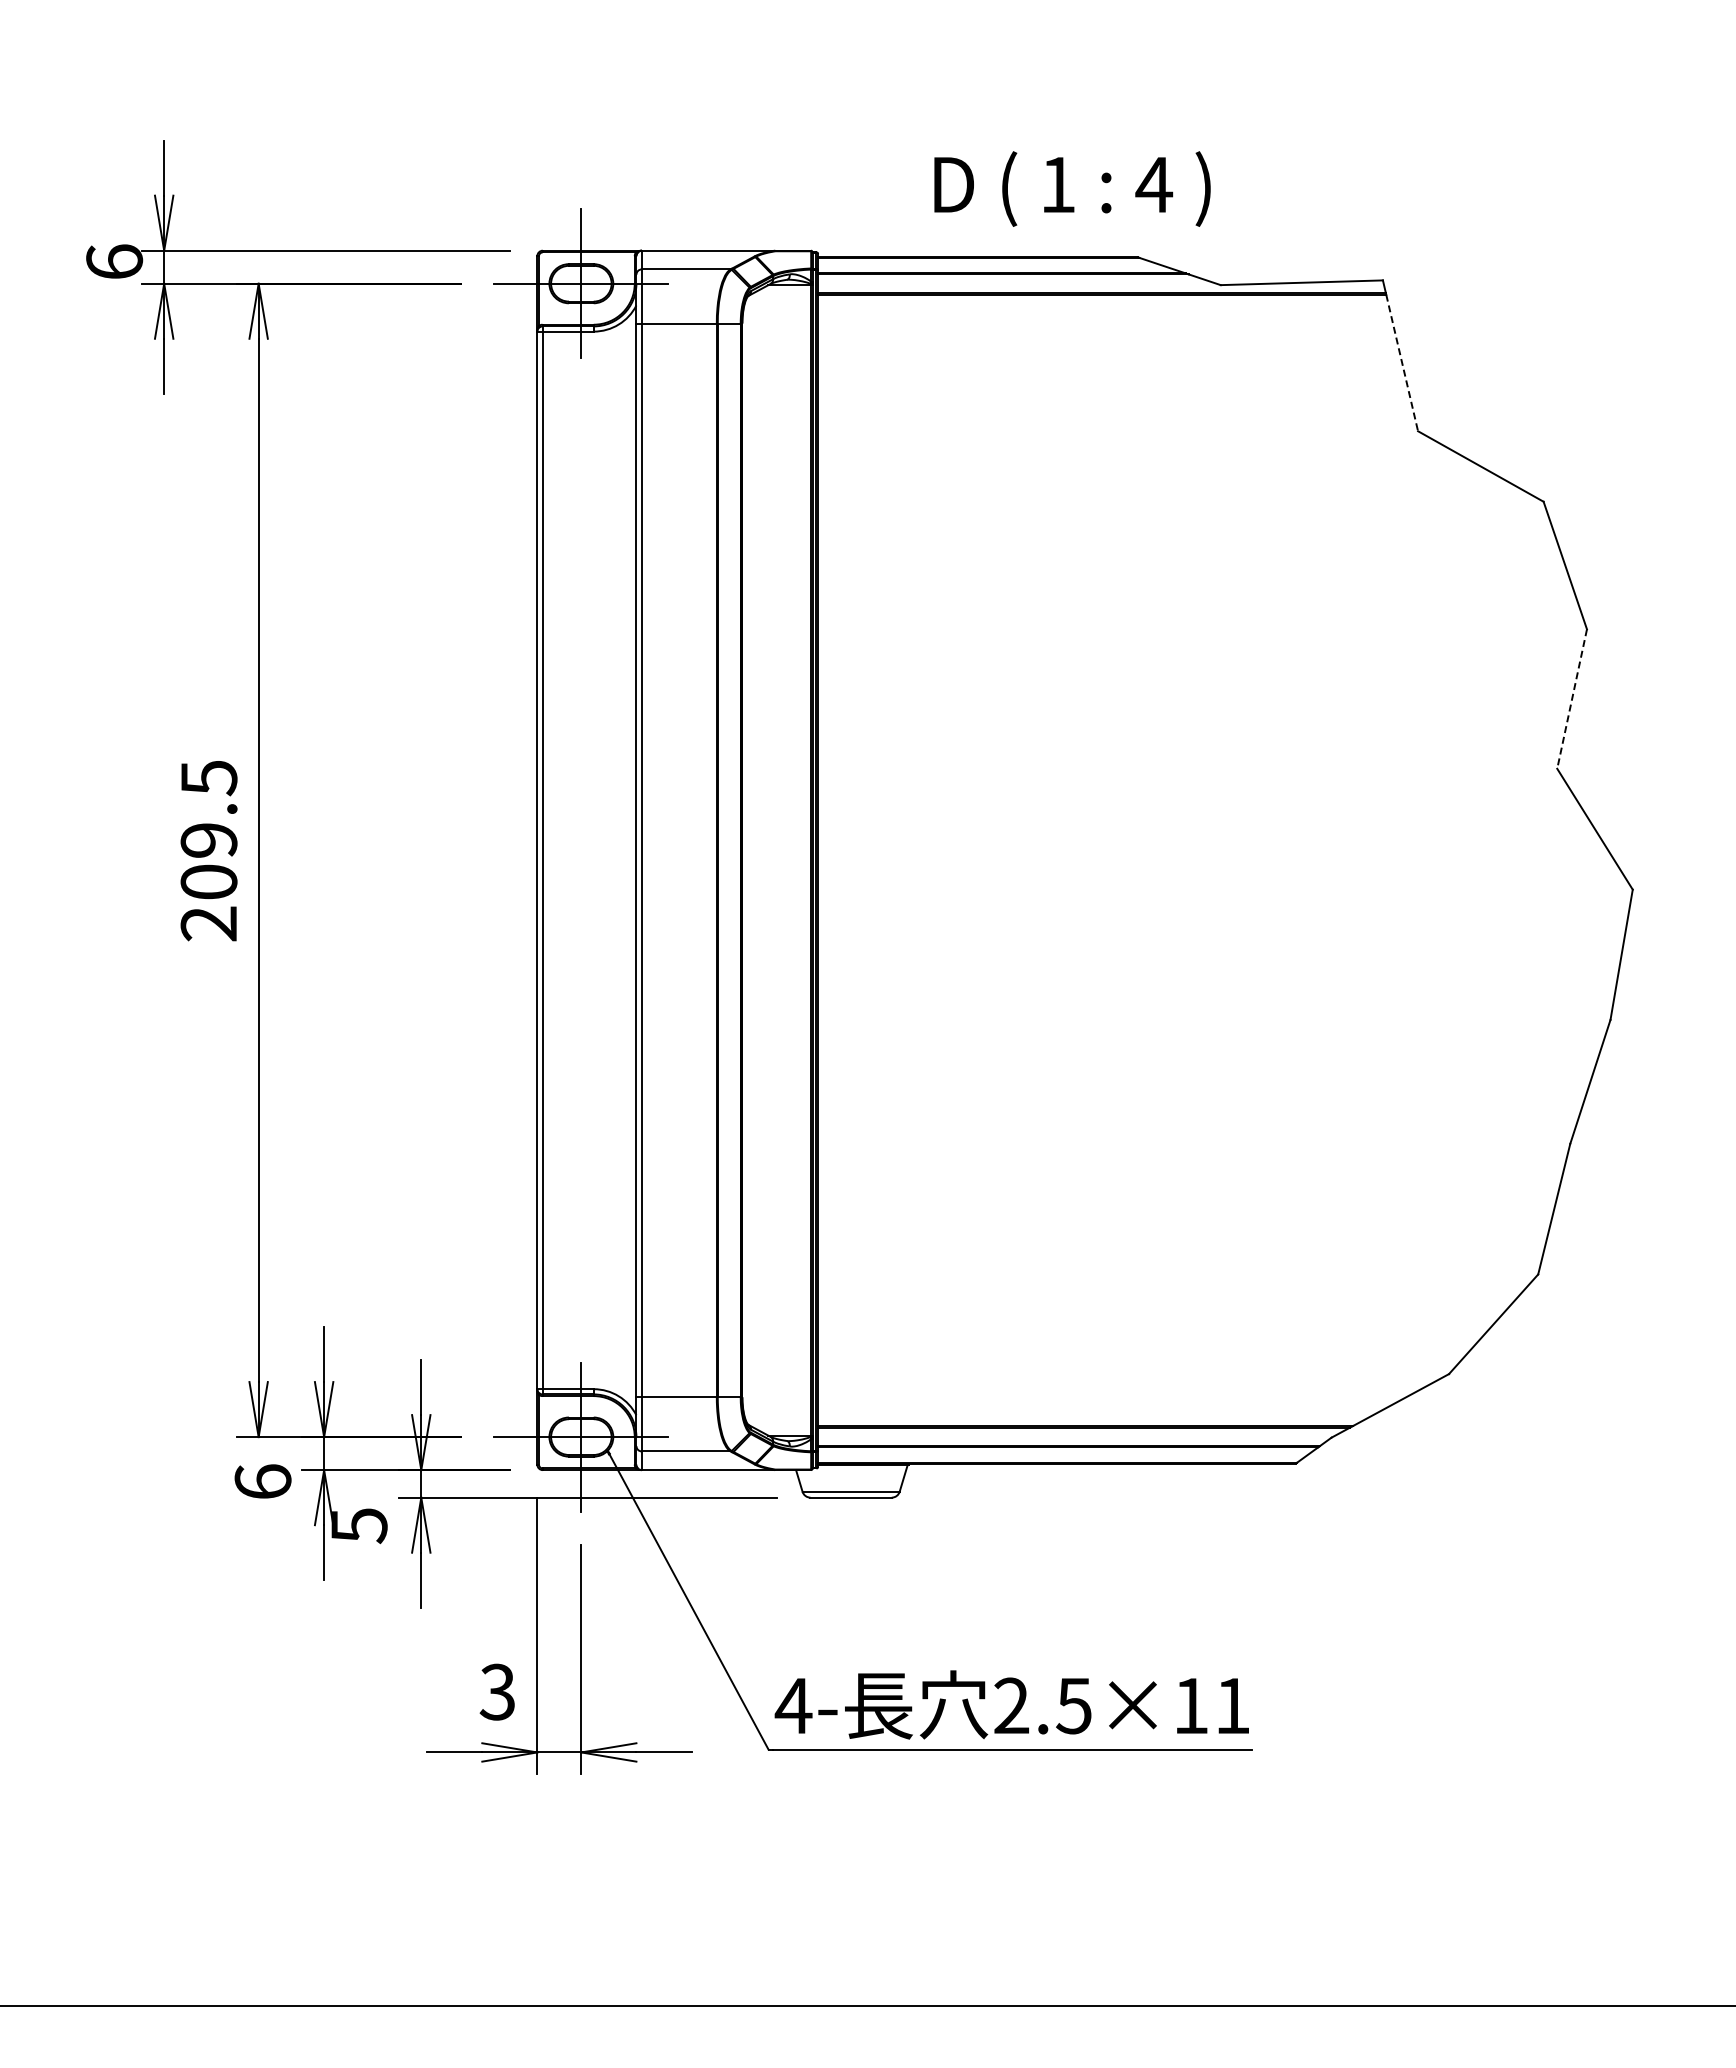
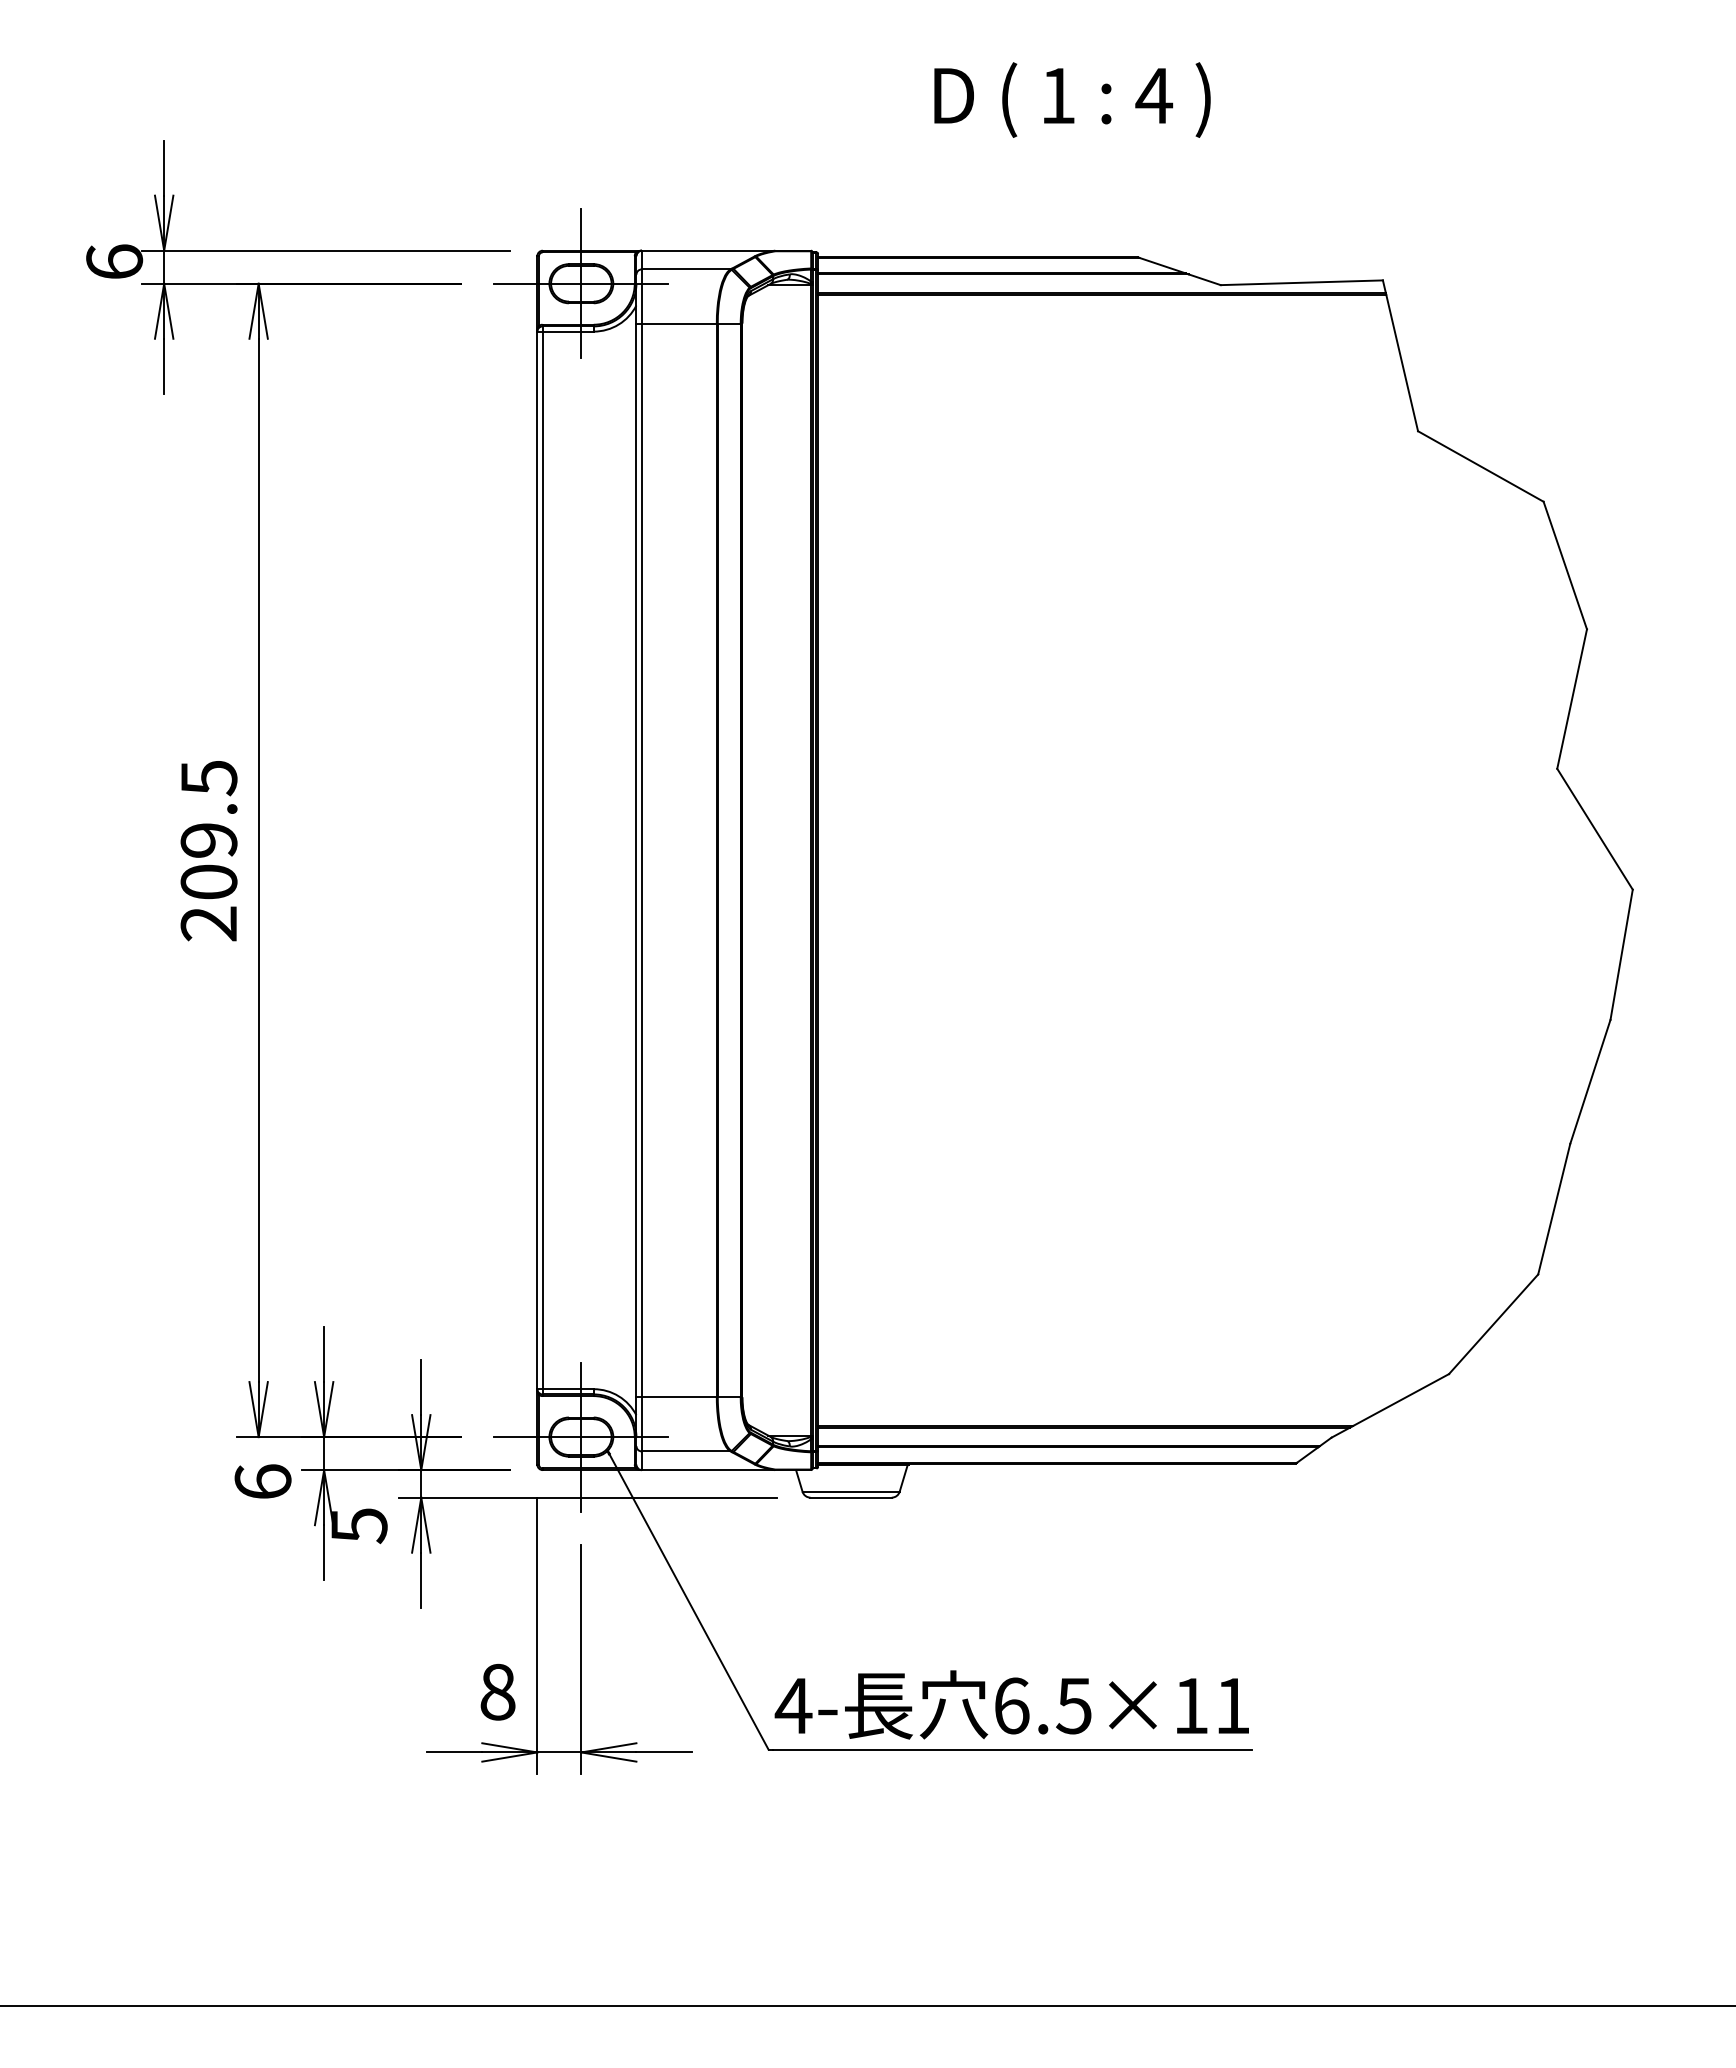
text position: (1072, 188) -> (1072, 99) (1072, 99)
line: dashed -> solid (1402, 363)
line: dashed -> solid (1572, 699)
text: 3 -> 8 (497, 1691)
text: 2.5×11 -> 6.5×11 (1011, 1705)
